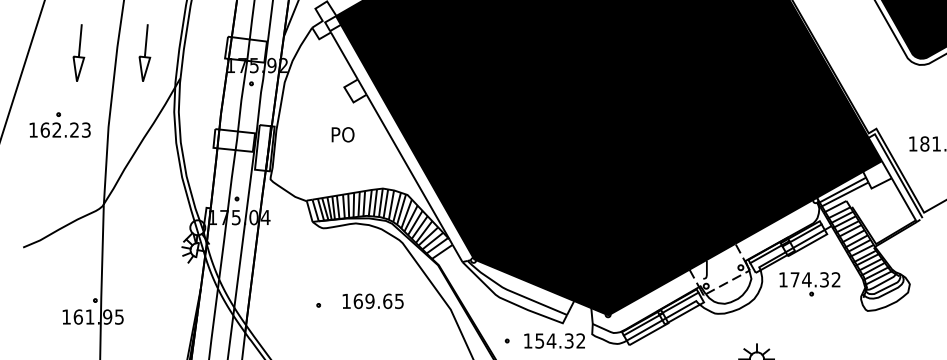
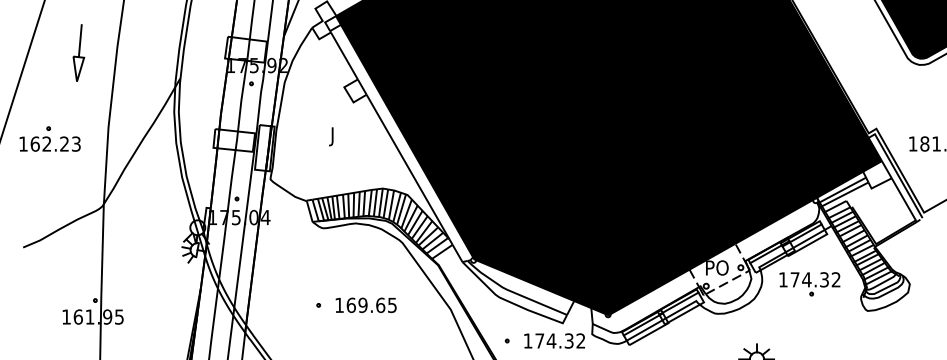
part: present -> none (144, 52)
part position: (59, 124) -> (49, 138) (49, 138)
text: PO -> J (341, 136)
text: J -> PO (715, 269)
text position: (372, 301) -> (365, 305) (365, 305)
text: 154.32 -> 174.32 (539, 340)
